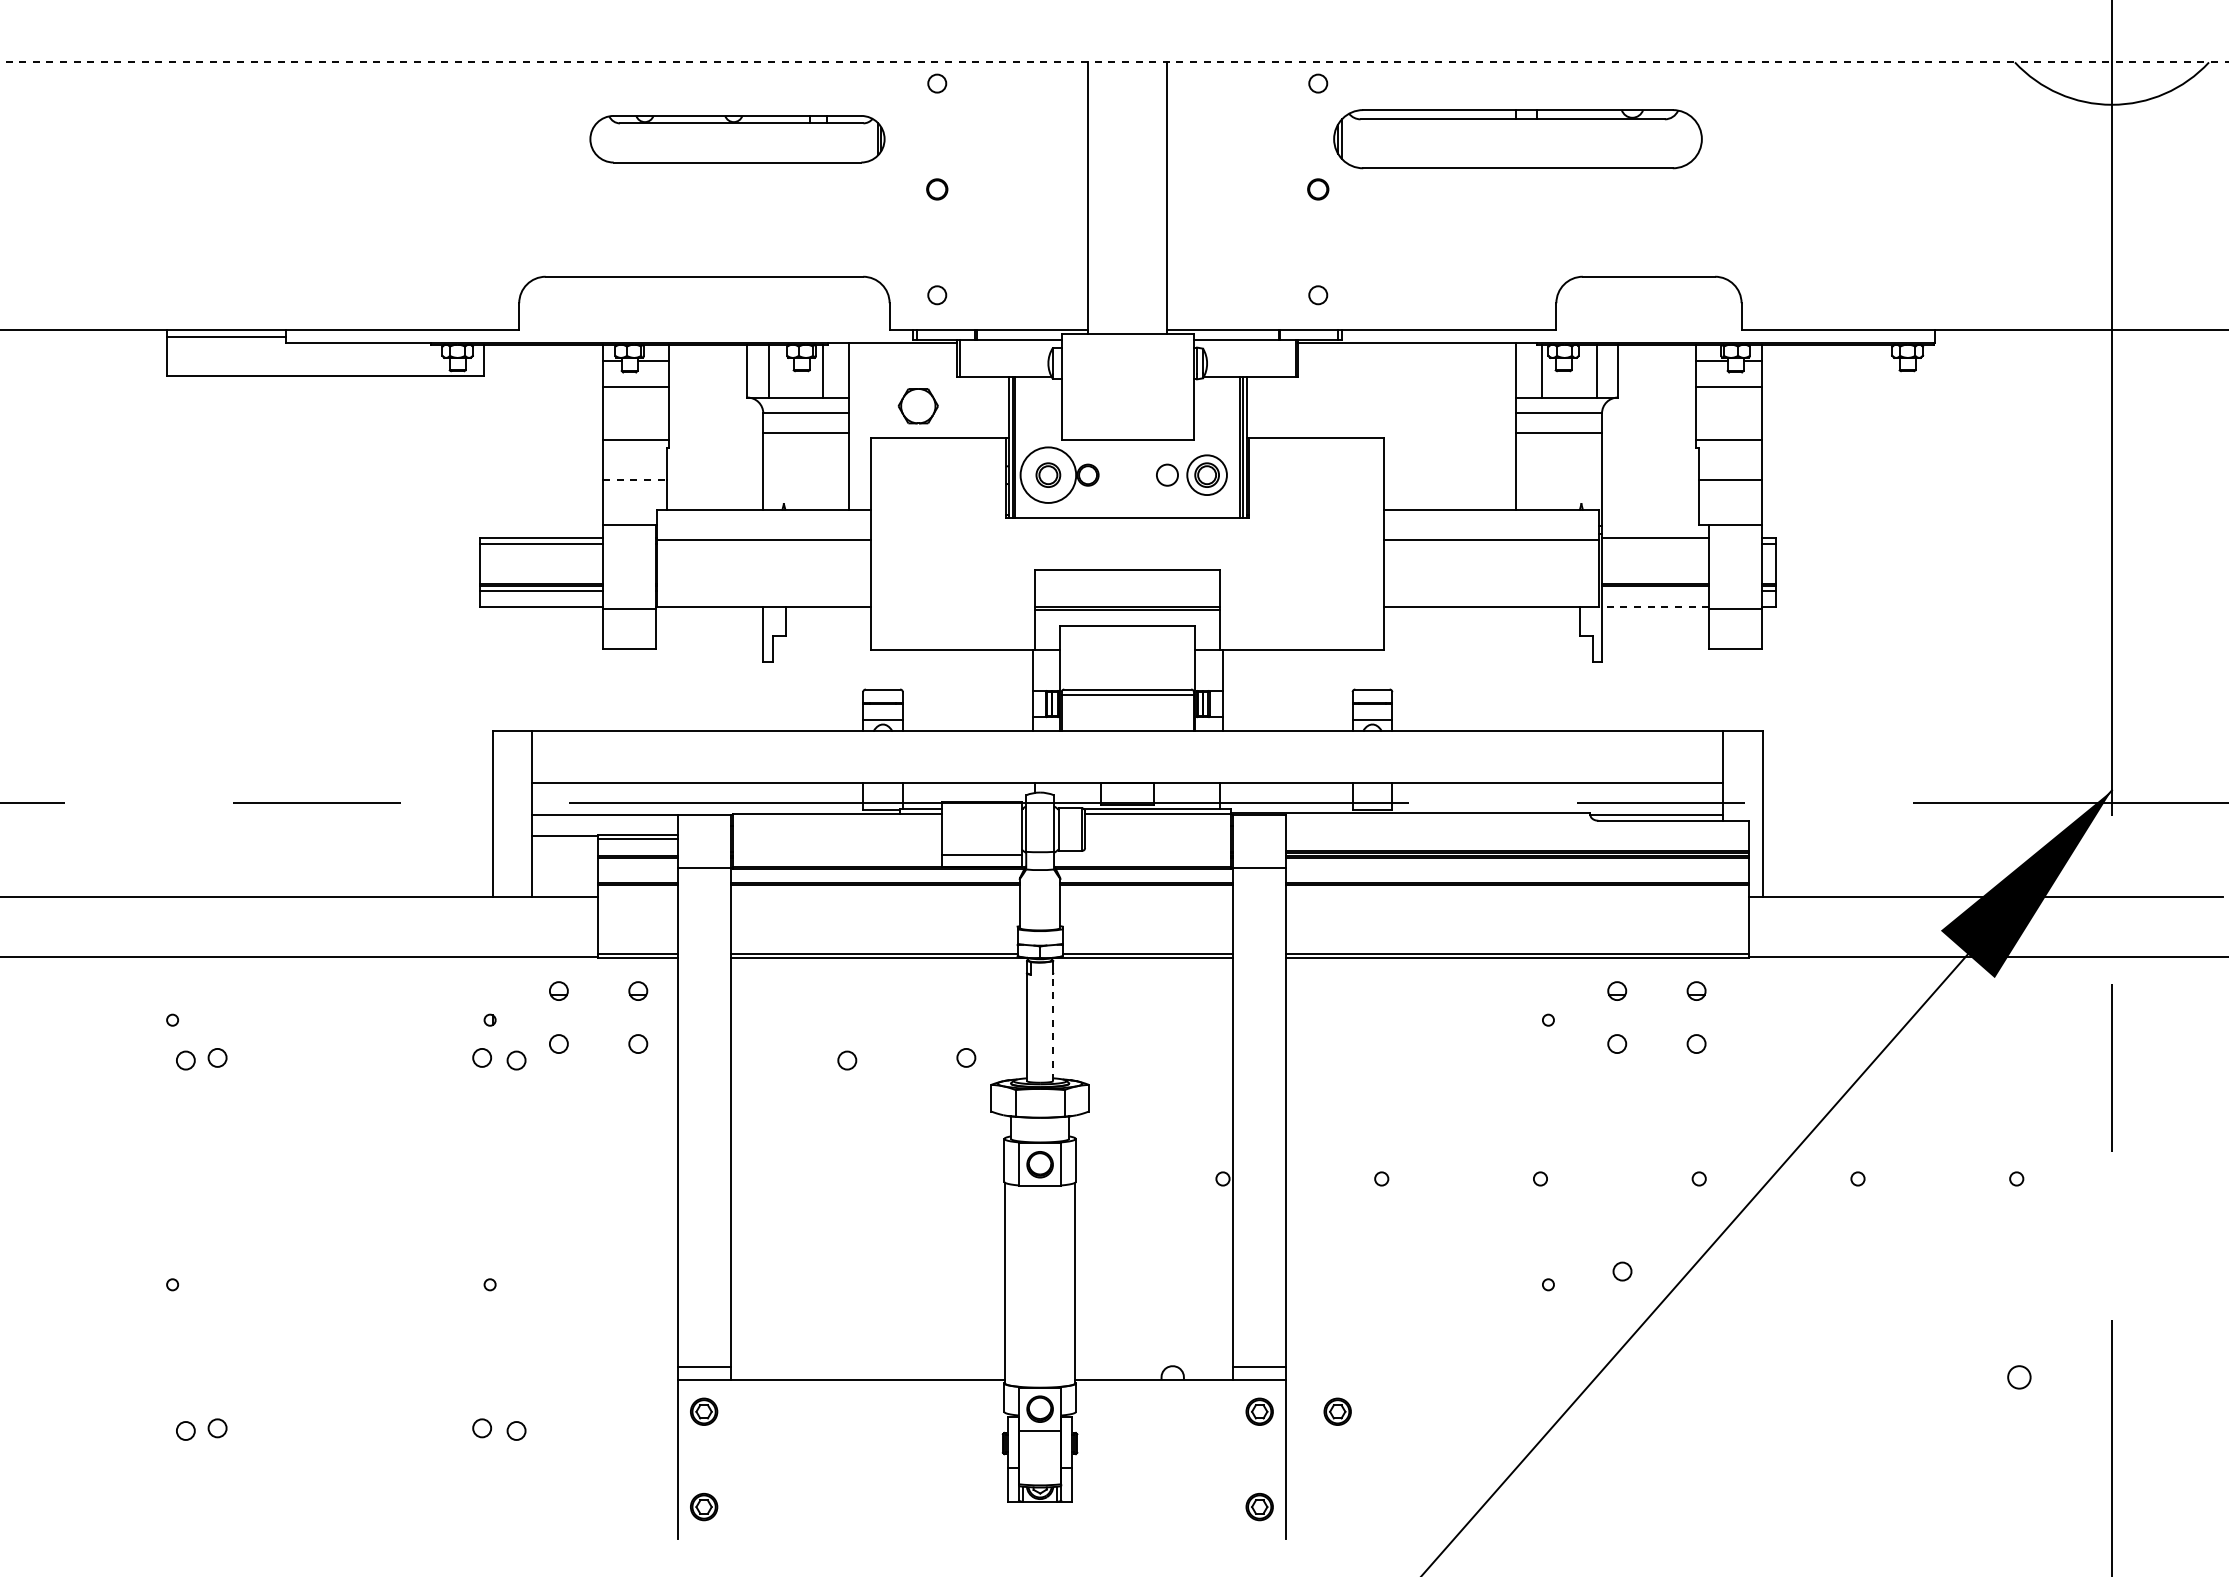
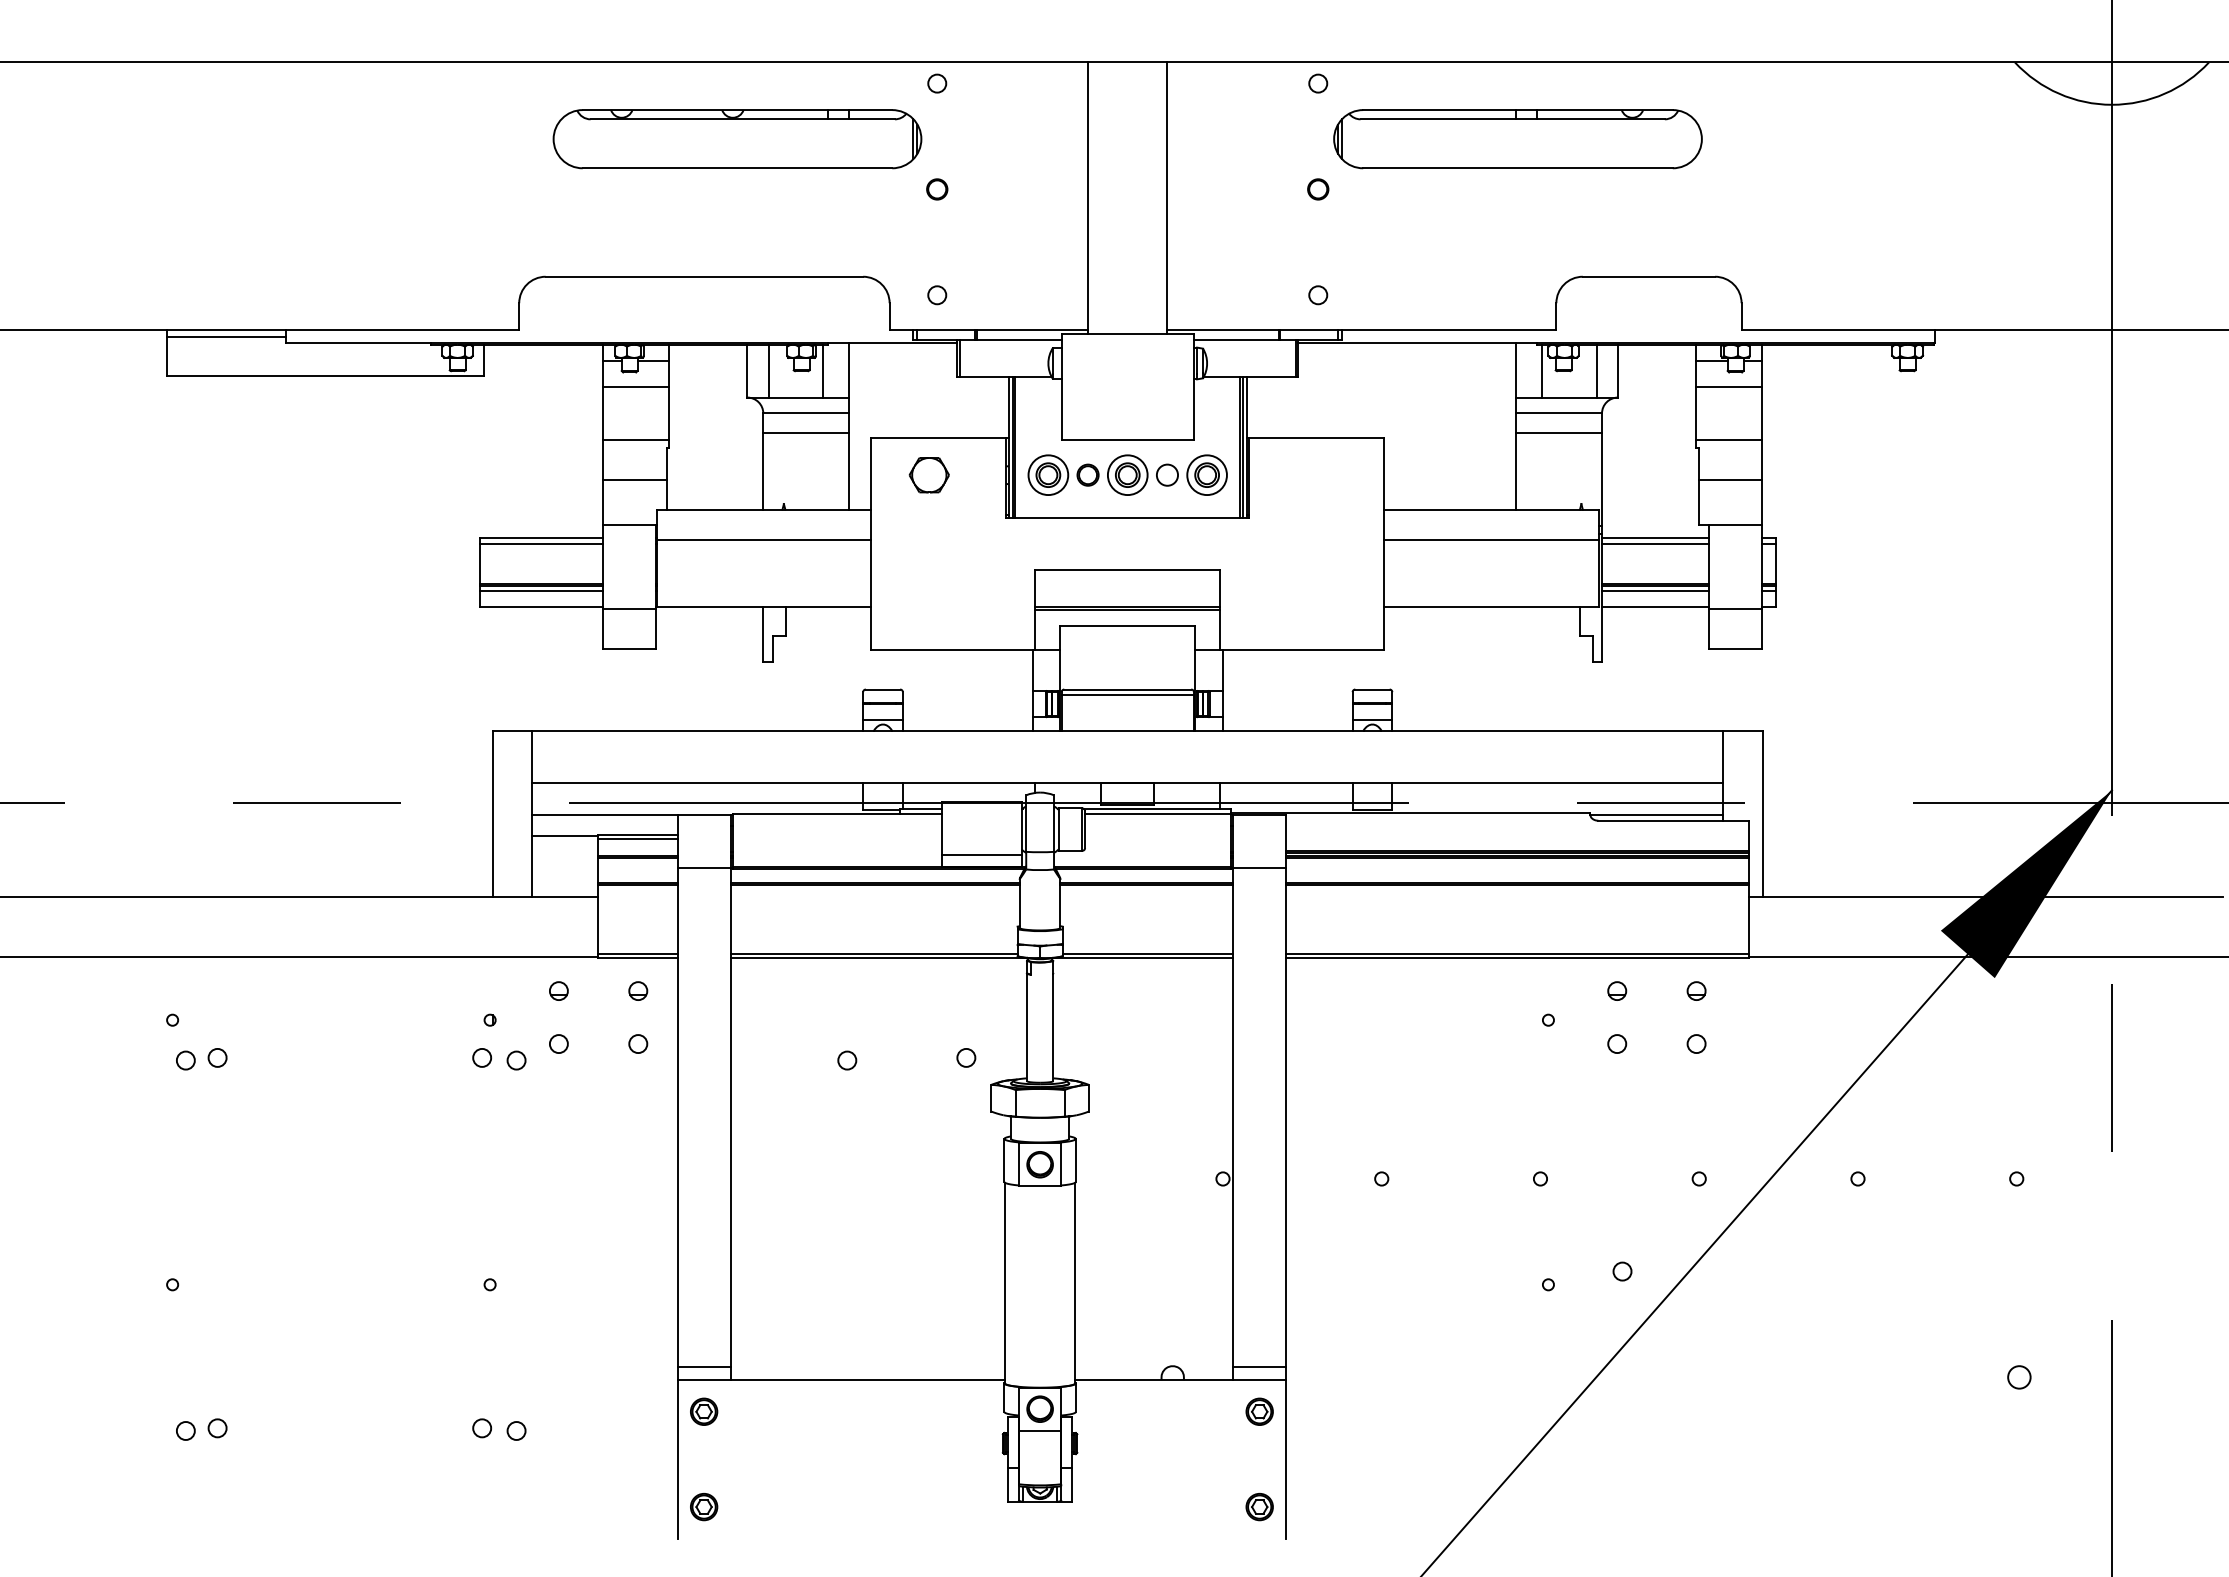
line: dashed -> solid (1114, 62)
part size: 297x49 px -> 371x61 px (737, 139)
part position: (917, 406) -> (928, 475) (928, 475)
circle diameter: 56 px -> 40 px (1048, 475)
part: none -> present (1127, 474)
line: dashed -> solid (634, 479)
line: none -> present (1655, 544)
line: none -> present (1655, 590)
line: dashed -> solid (1655, 606)
line: dashed -> solid (1053, 1027)
part: present -> none (1337, 1411)
